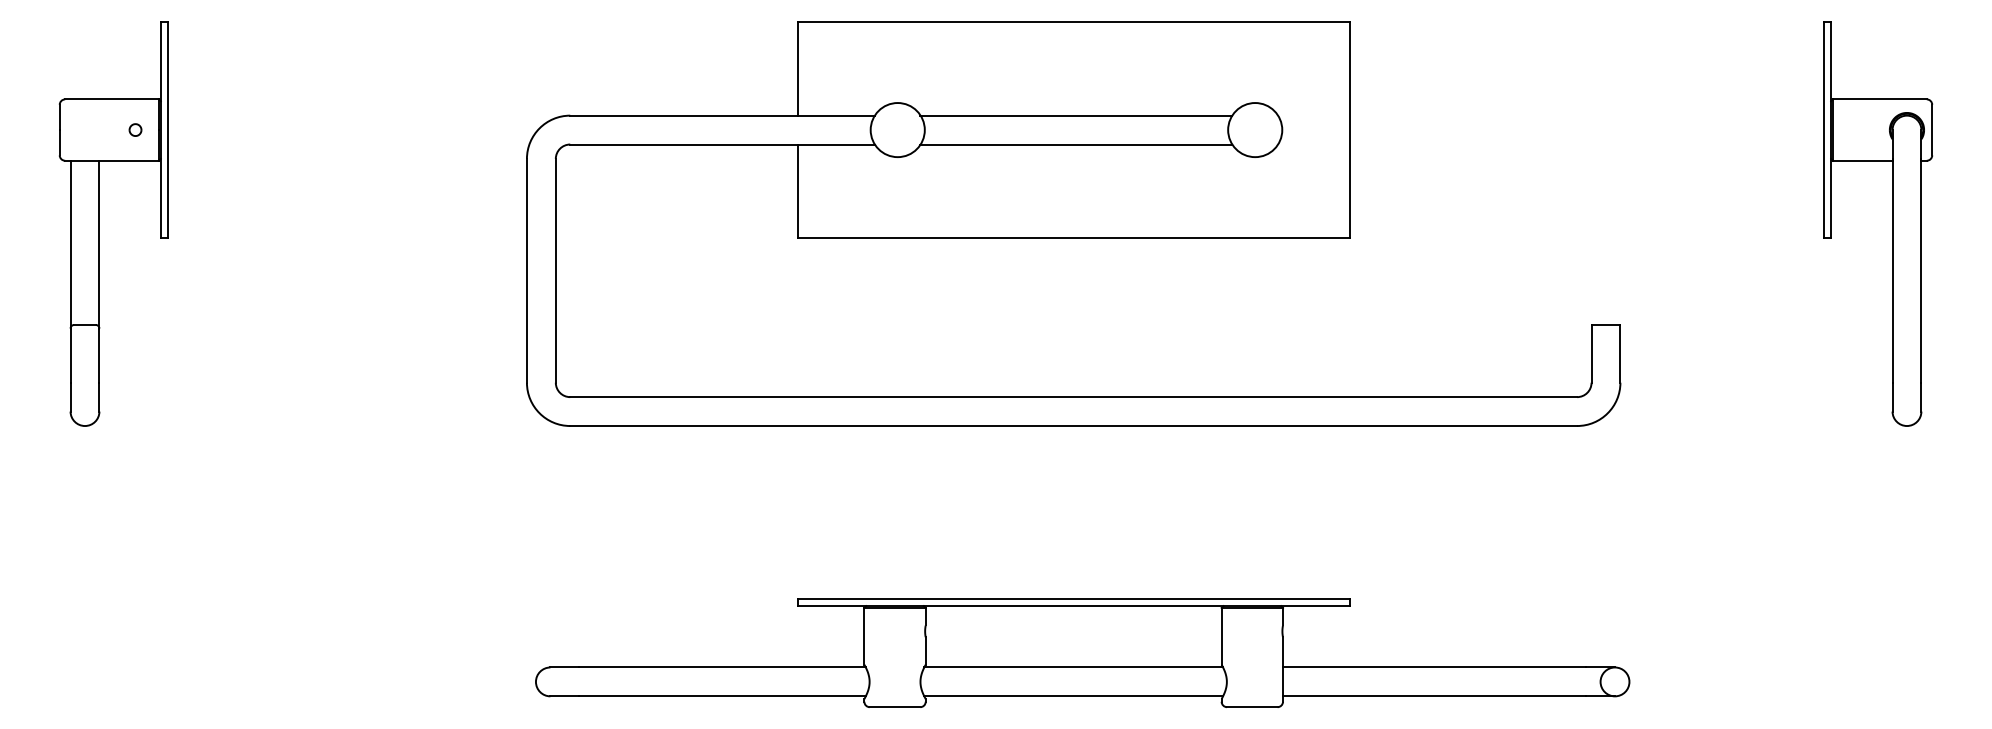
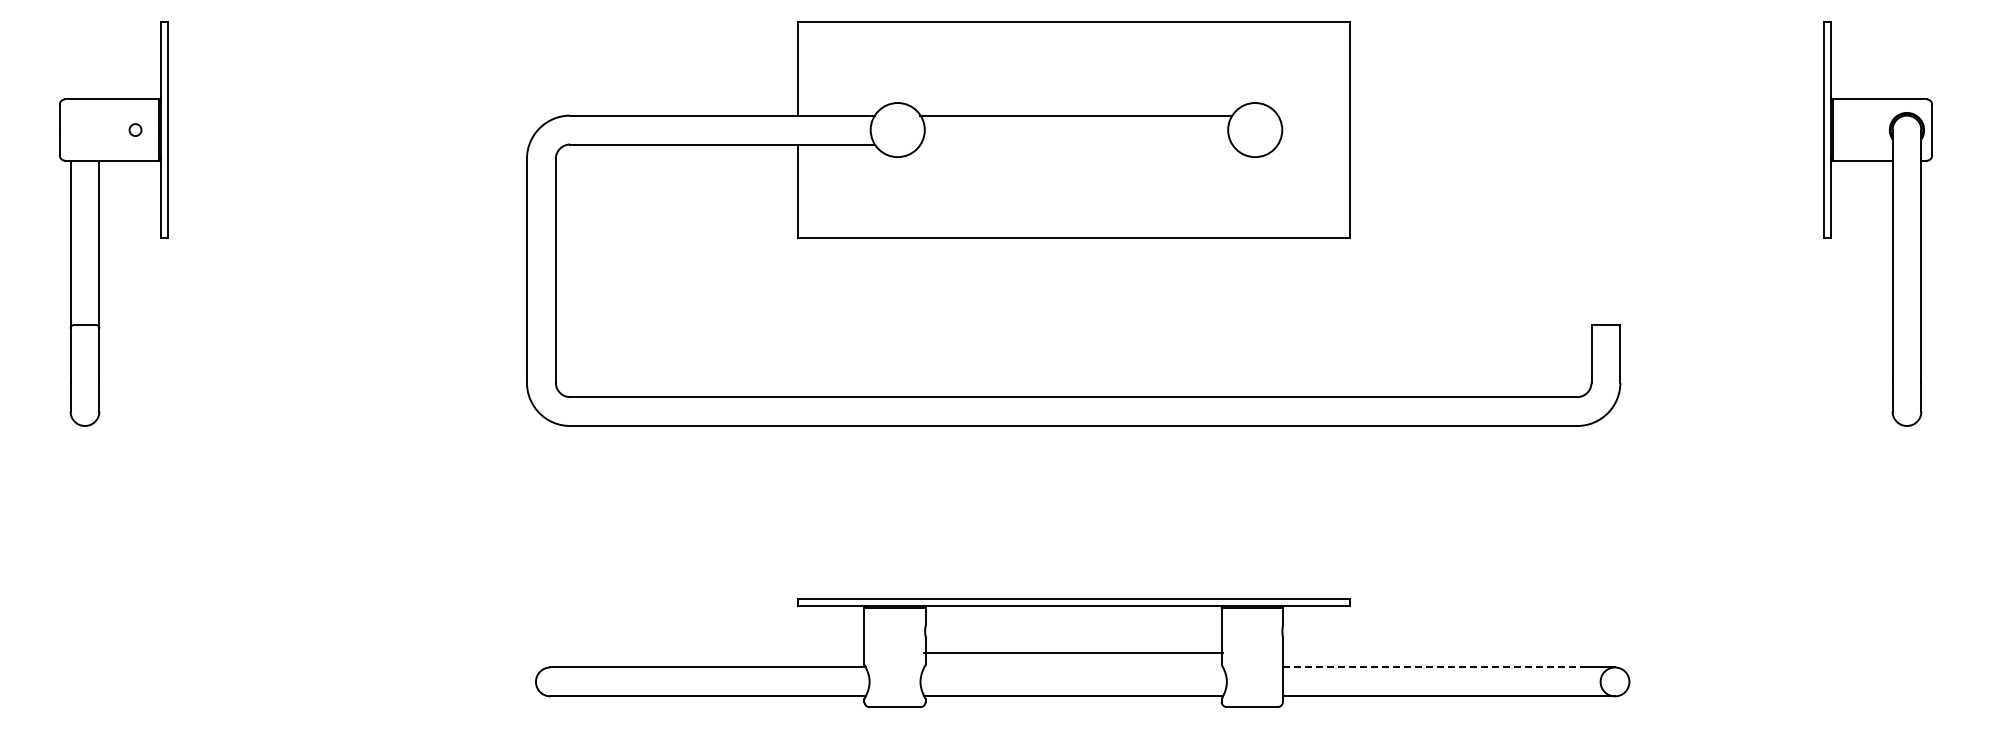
line: present -> none (1076, 144)
line position: (1073, 667) -> (1073, 653) (1073, 653)
line: solid -> dashed (1434, 667)
